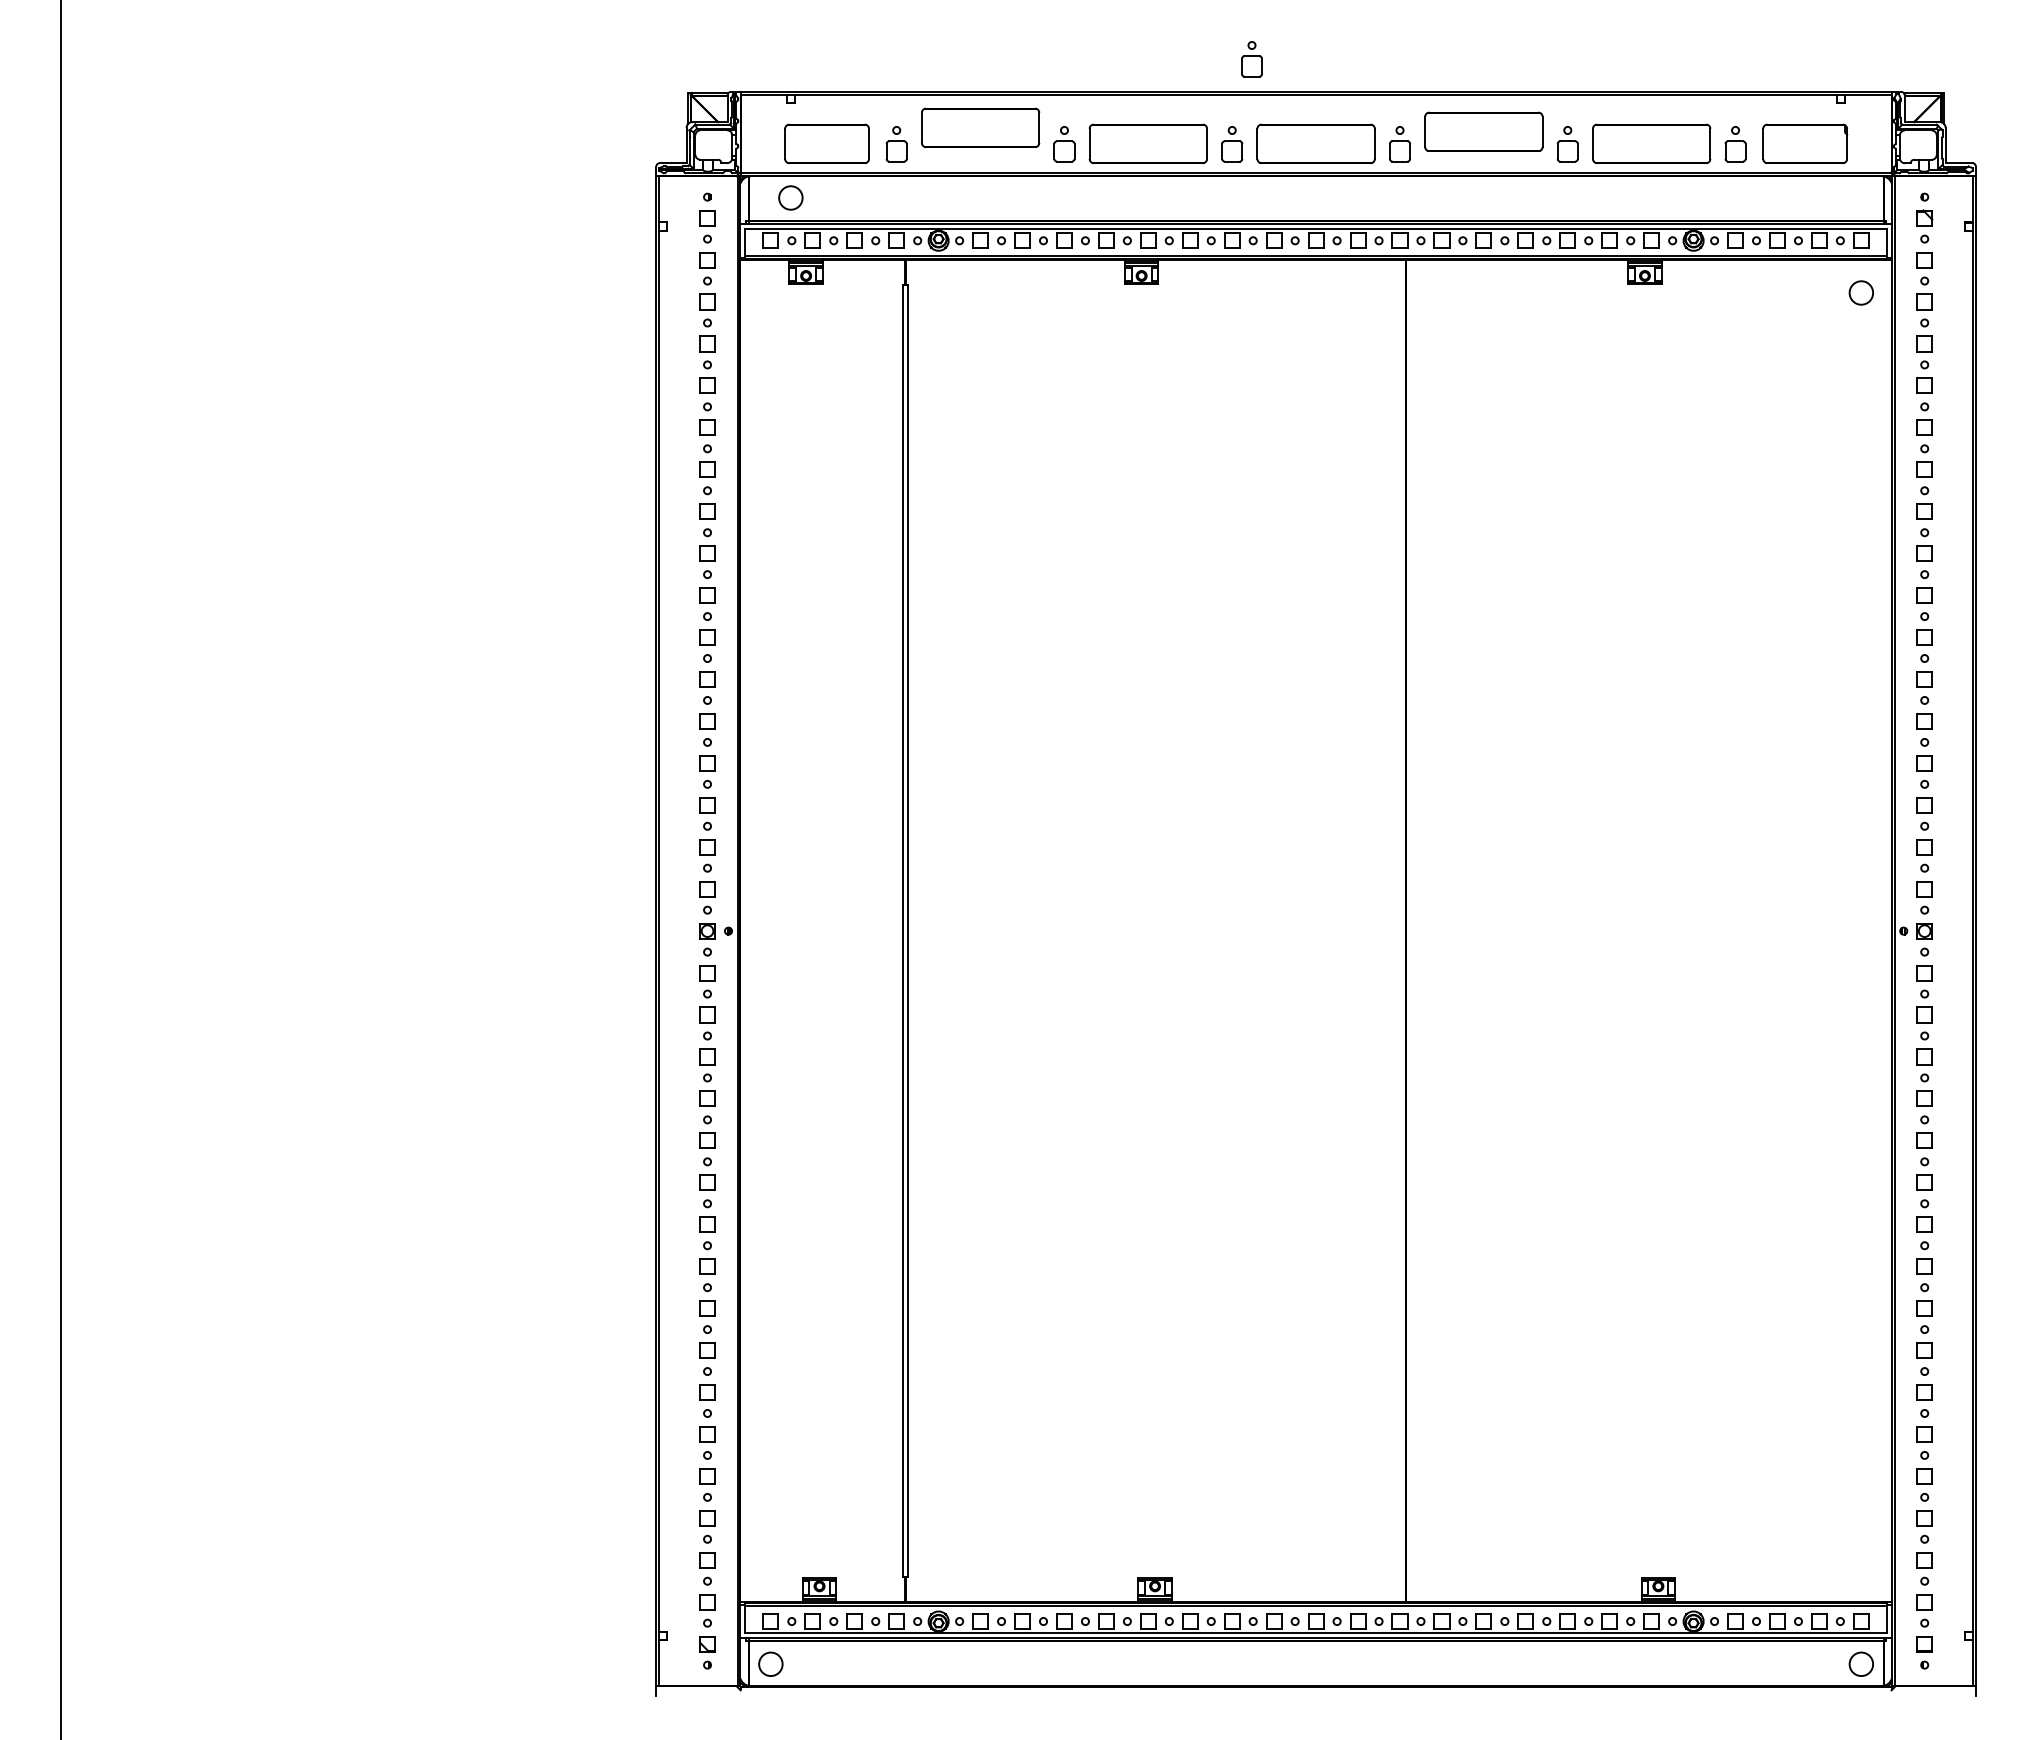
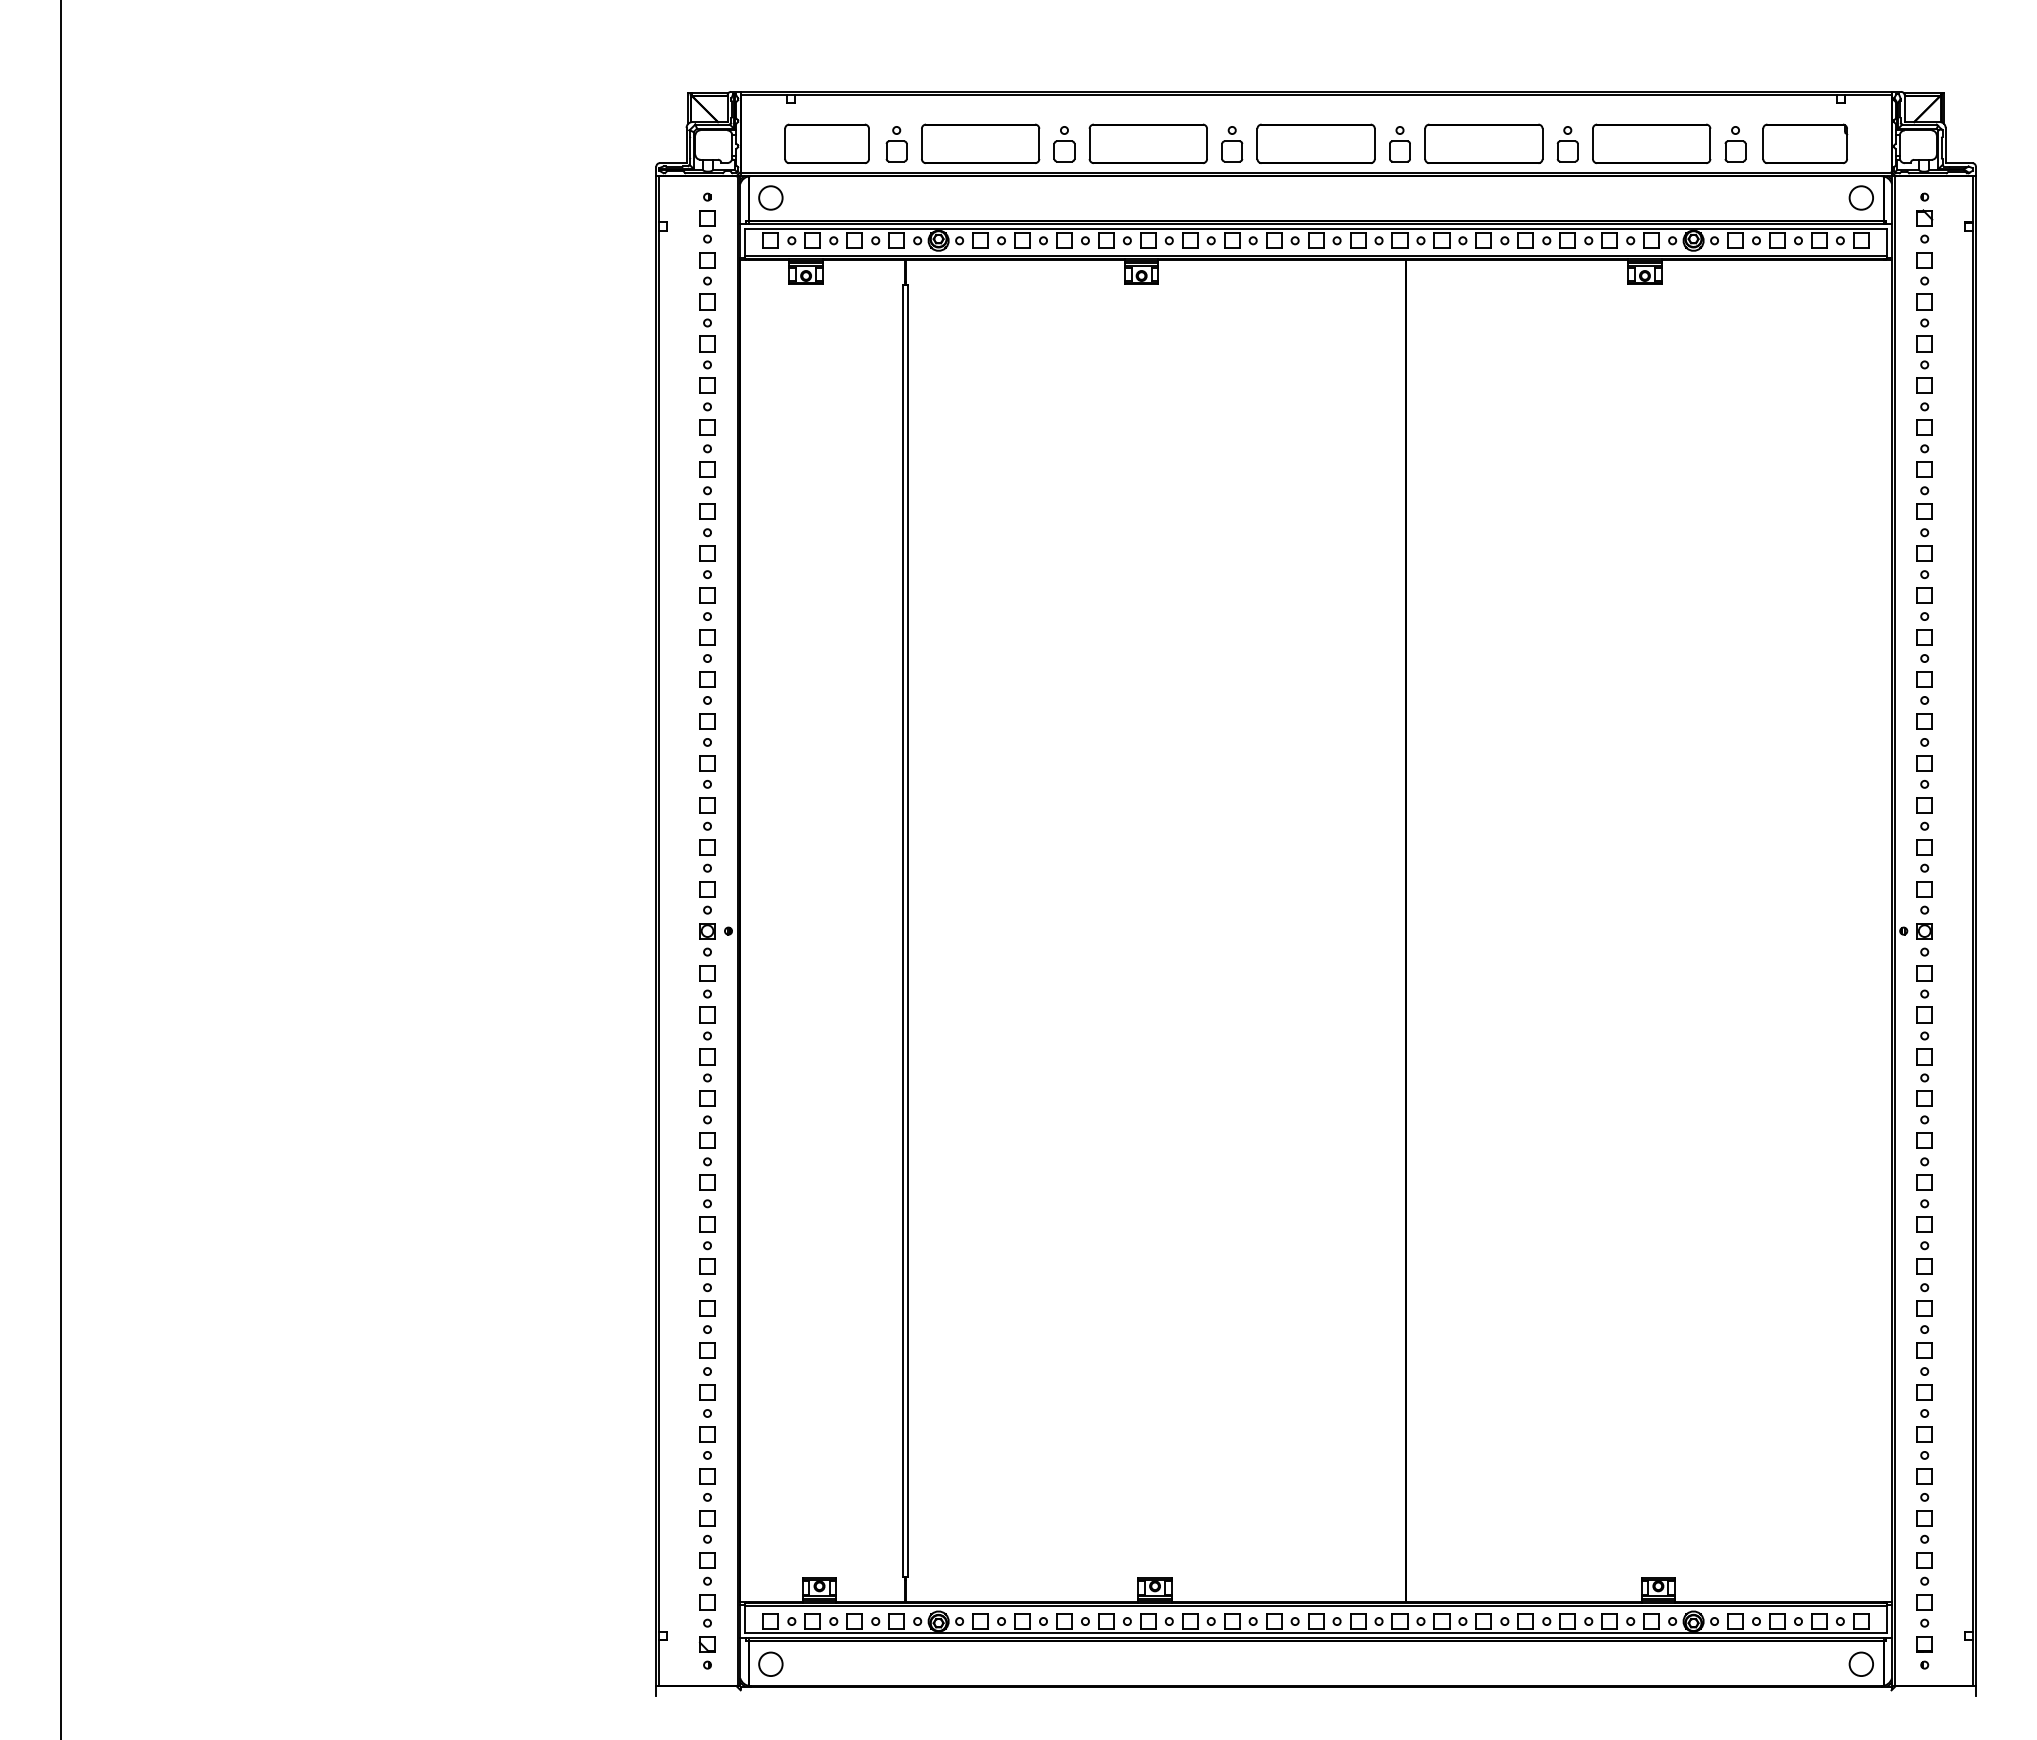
part: present -> none (1251, 59)
part position: (980, 127) -> (980, 143) (980, 143)
part position: (1483, 131) -> (1483, 143) (1483, 143)
circle position: (790, 197) -> (770, 197) (770, 197)
circle position: (1860, 292) -> (1860, 197) (1860, 197)
